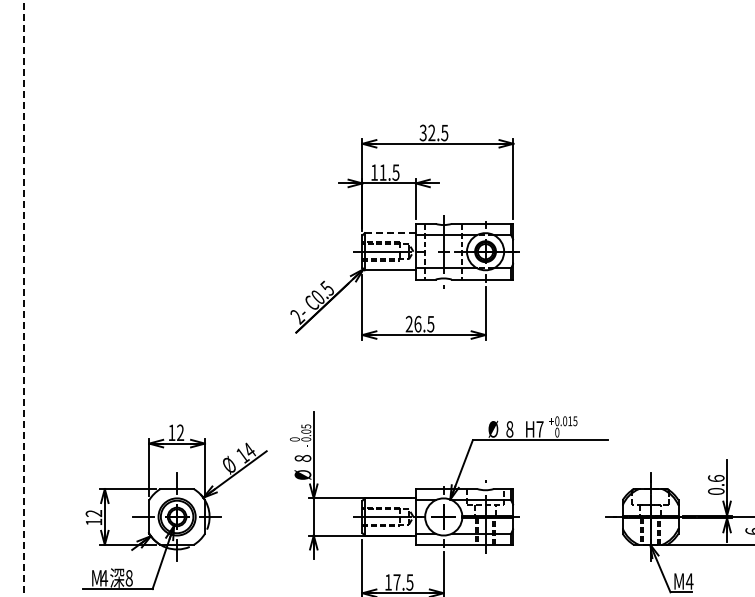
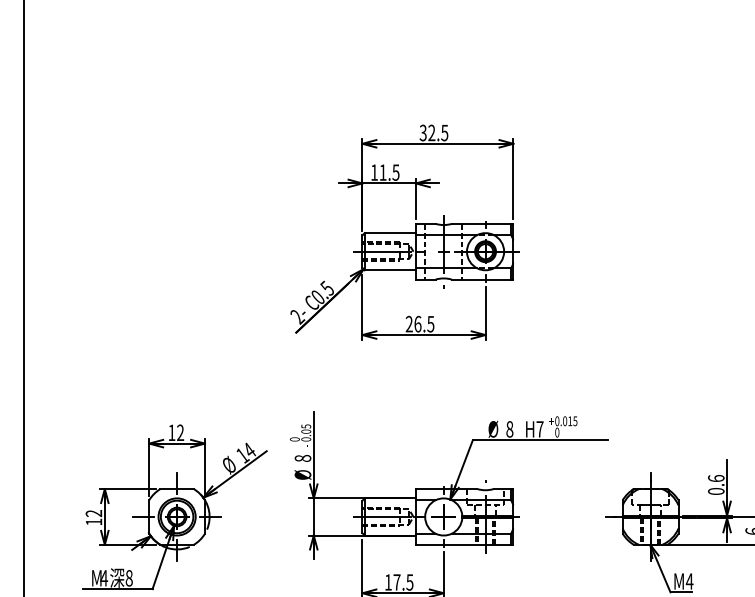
line: dashed -> solid (390, 233)
line: dashed -> solid (23, 298)
